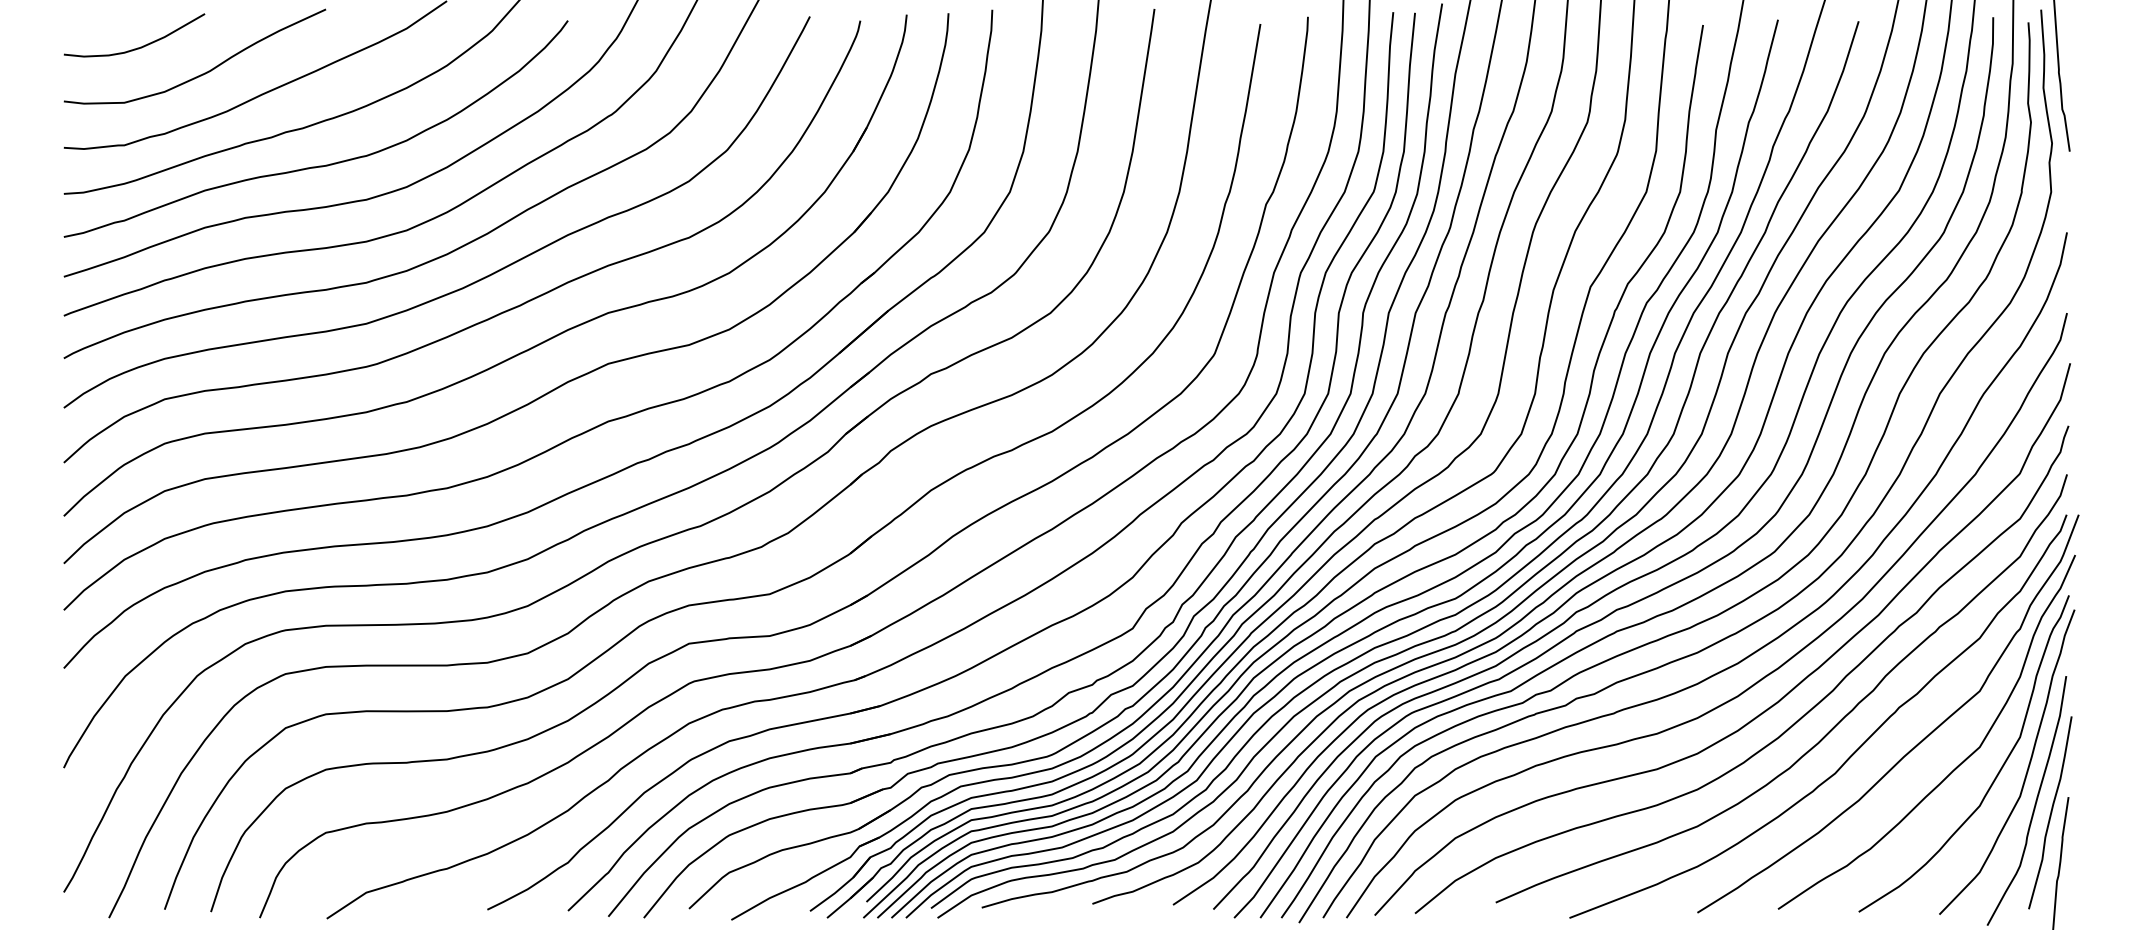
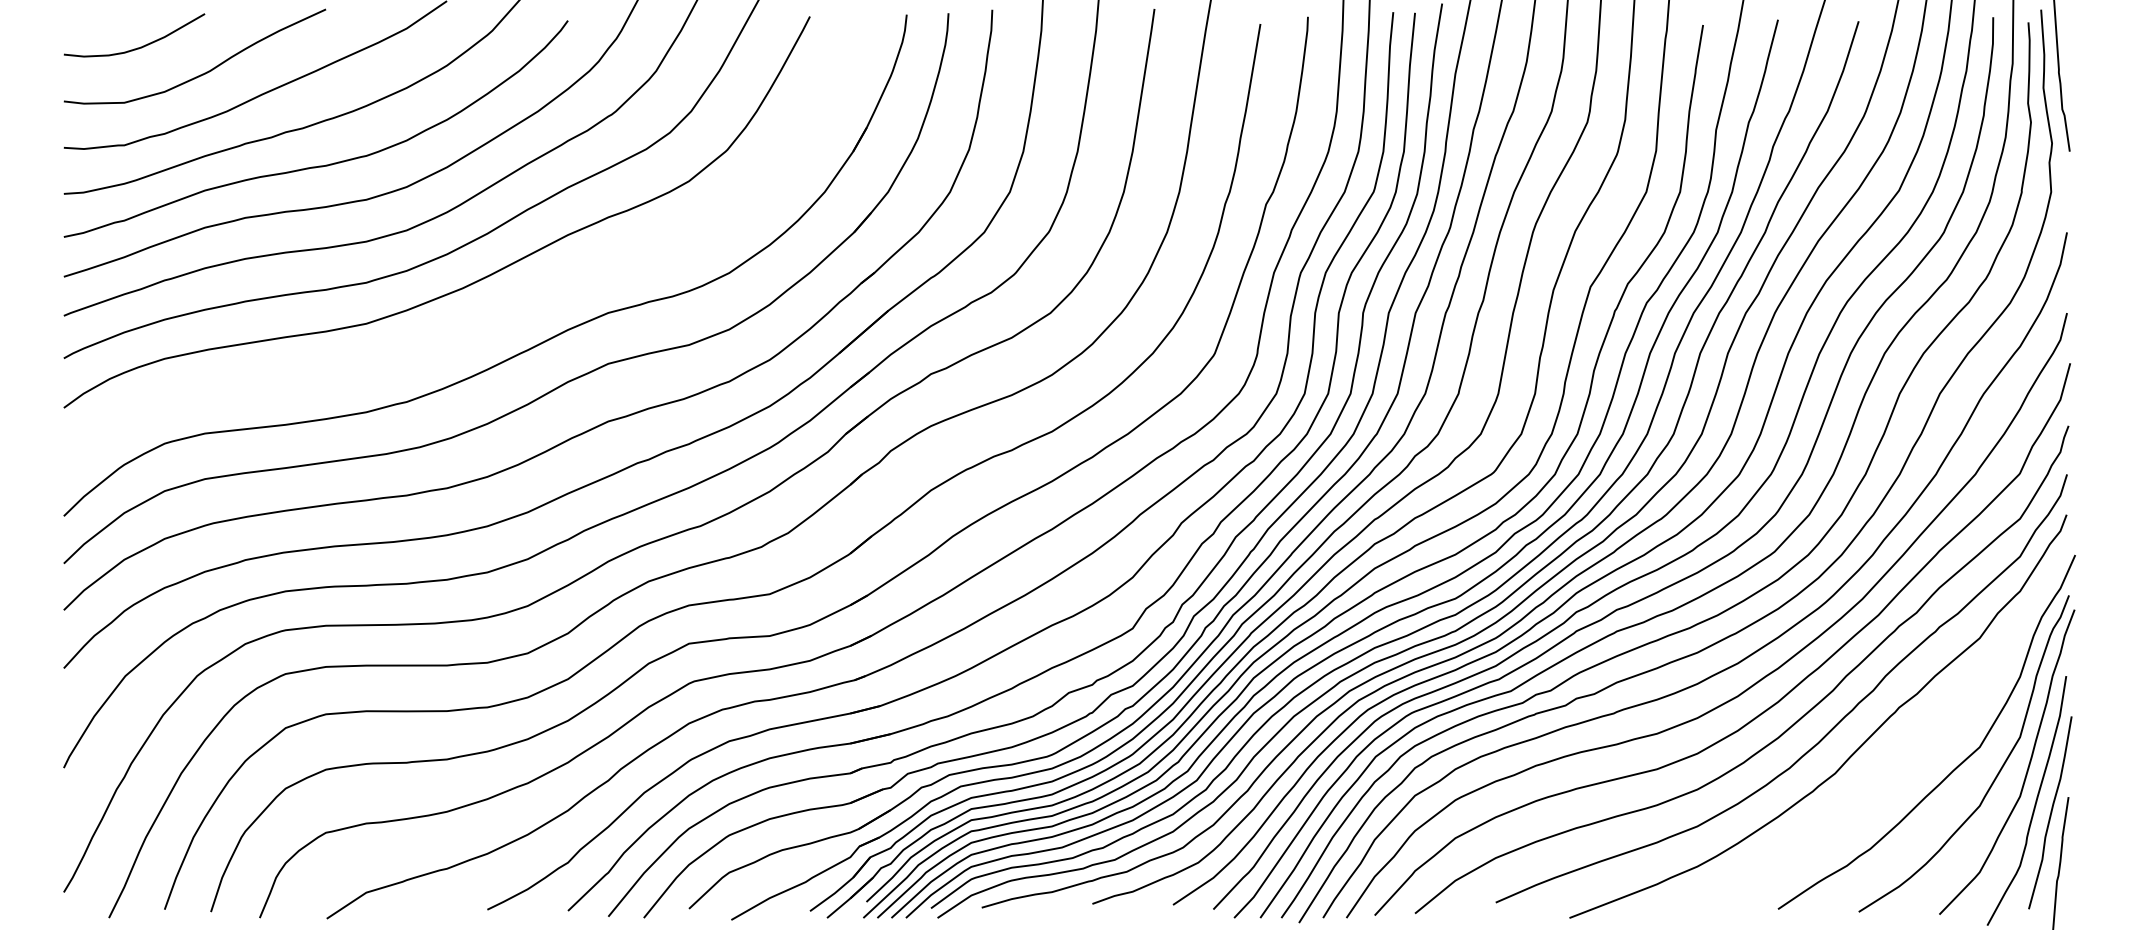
curve: present -> none (493, 315)
curve: present -> none (1918, 742)
